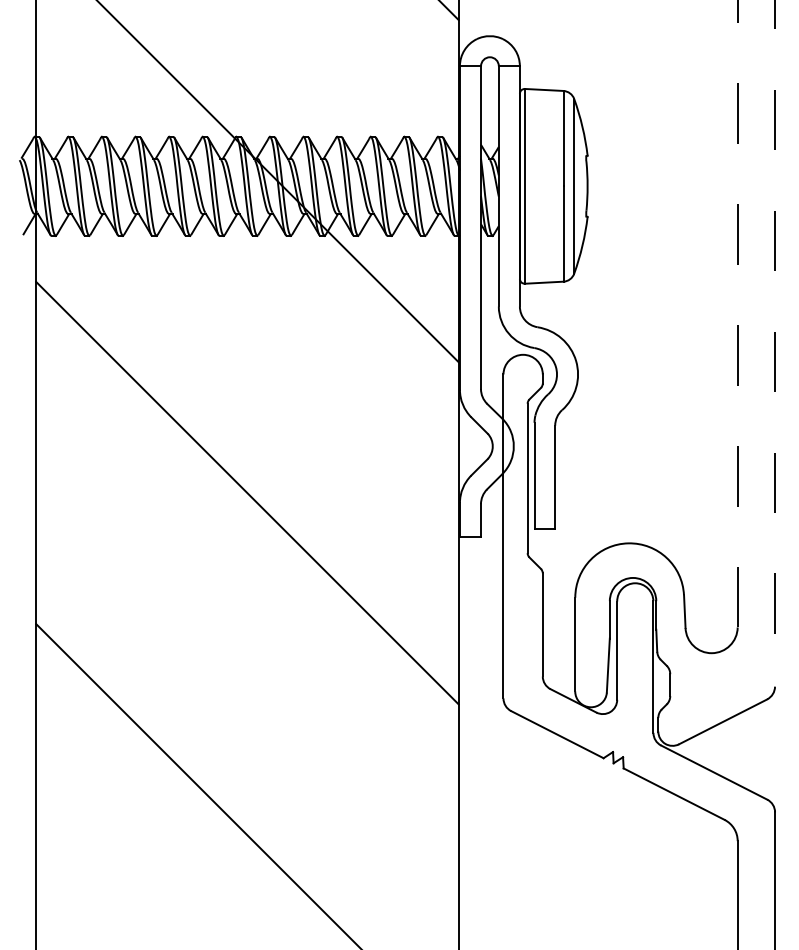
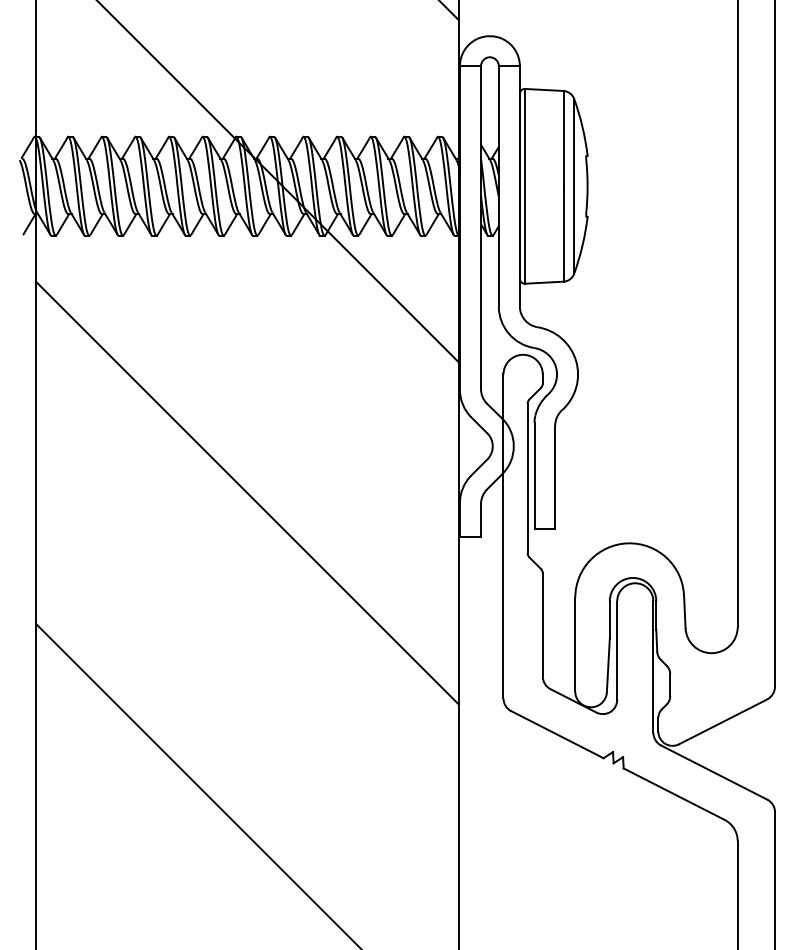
line: dashed -> solid (737, 313)
line: dashed -> solid (775, 343)
